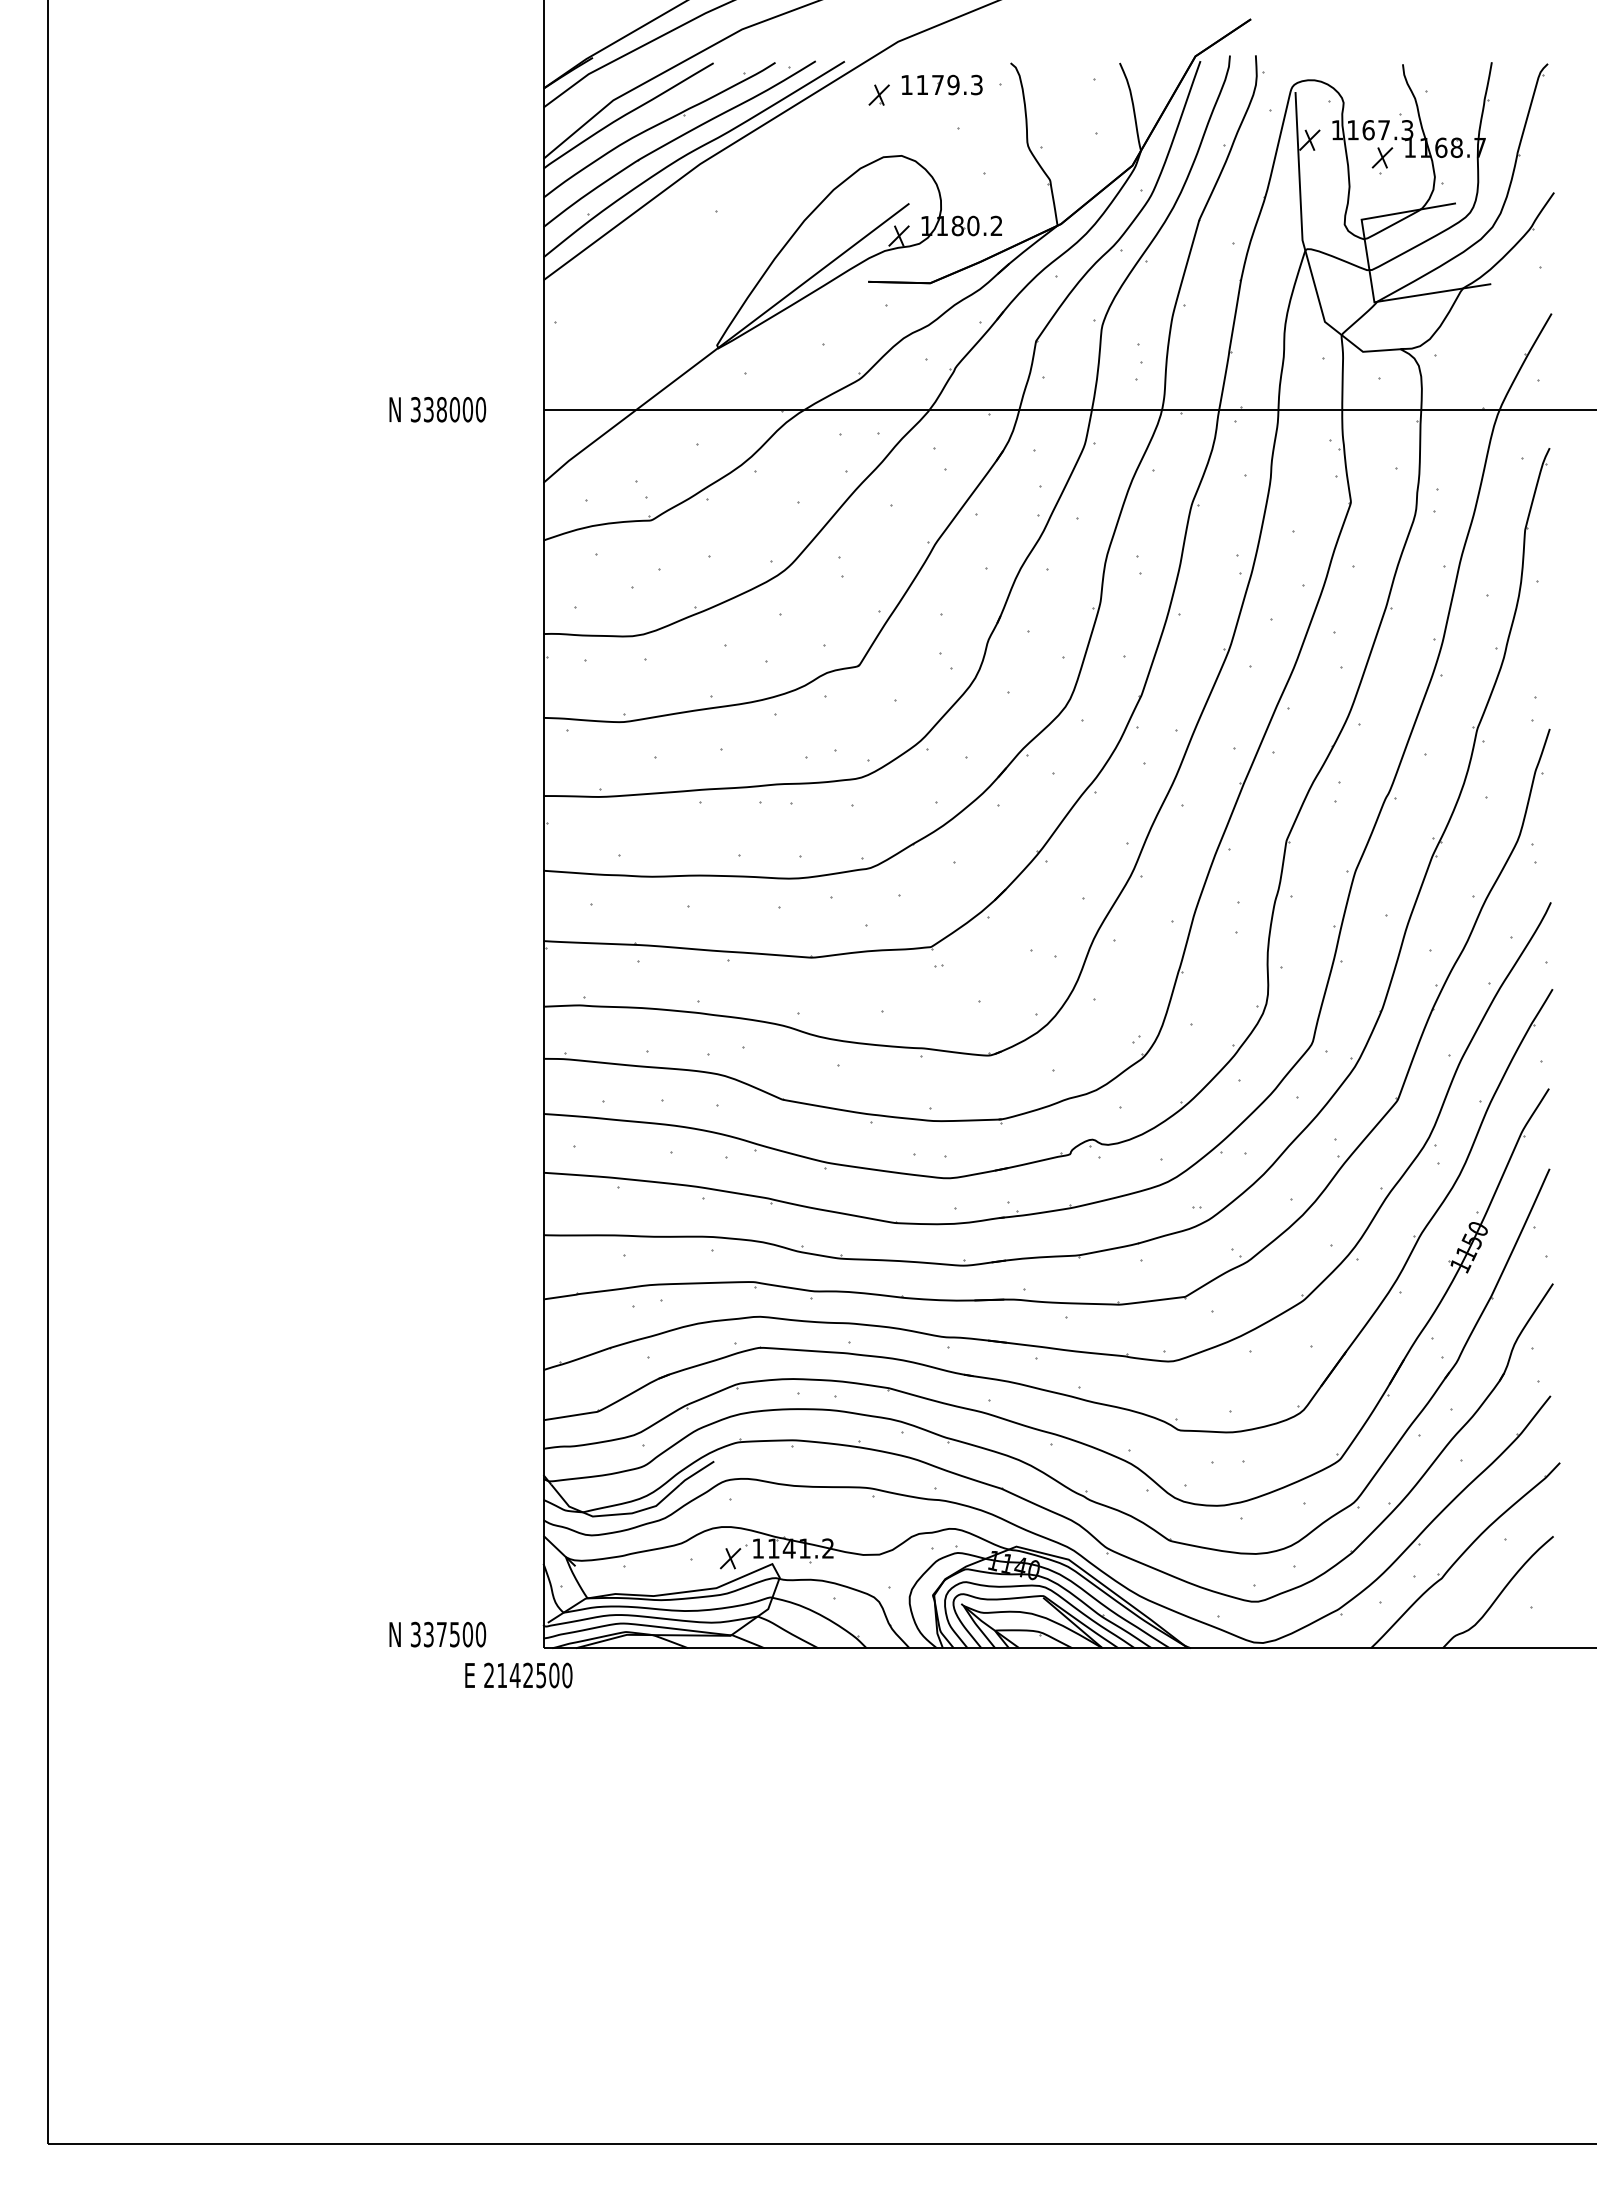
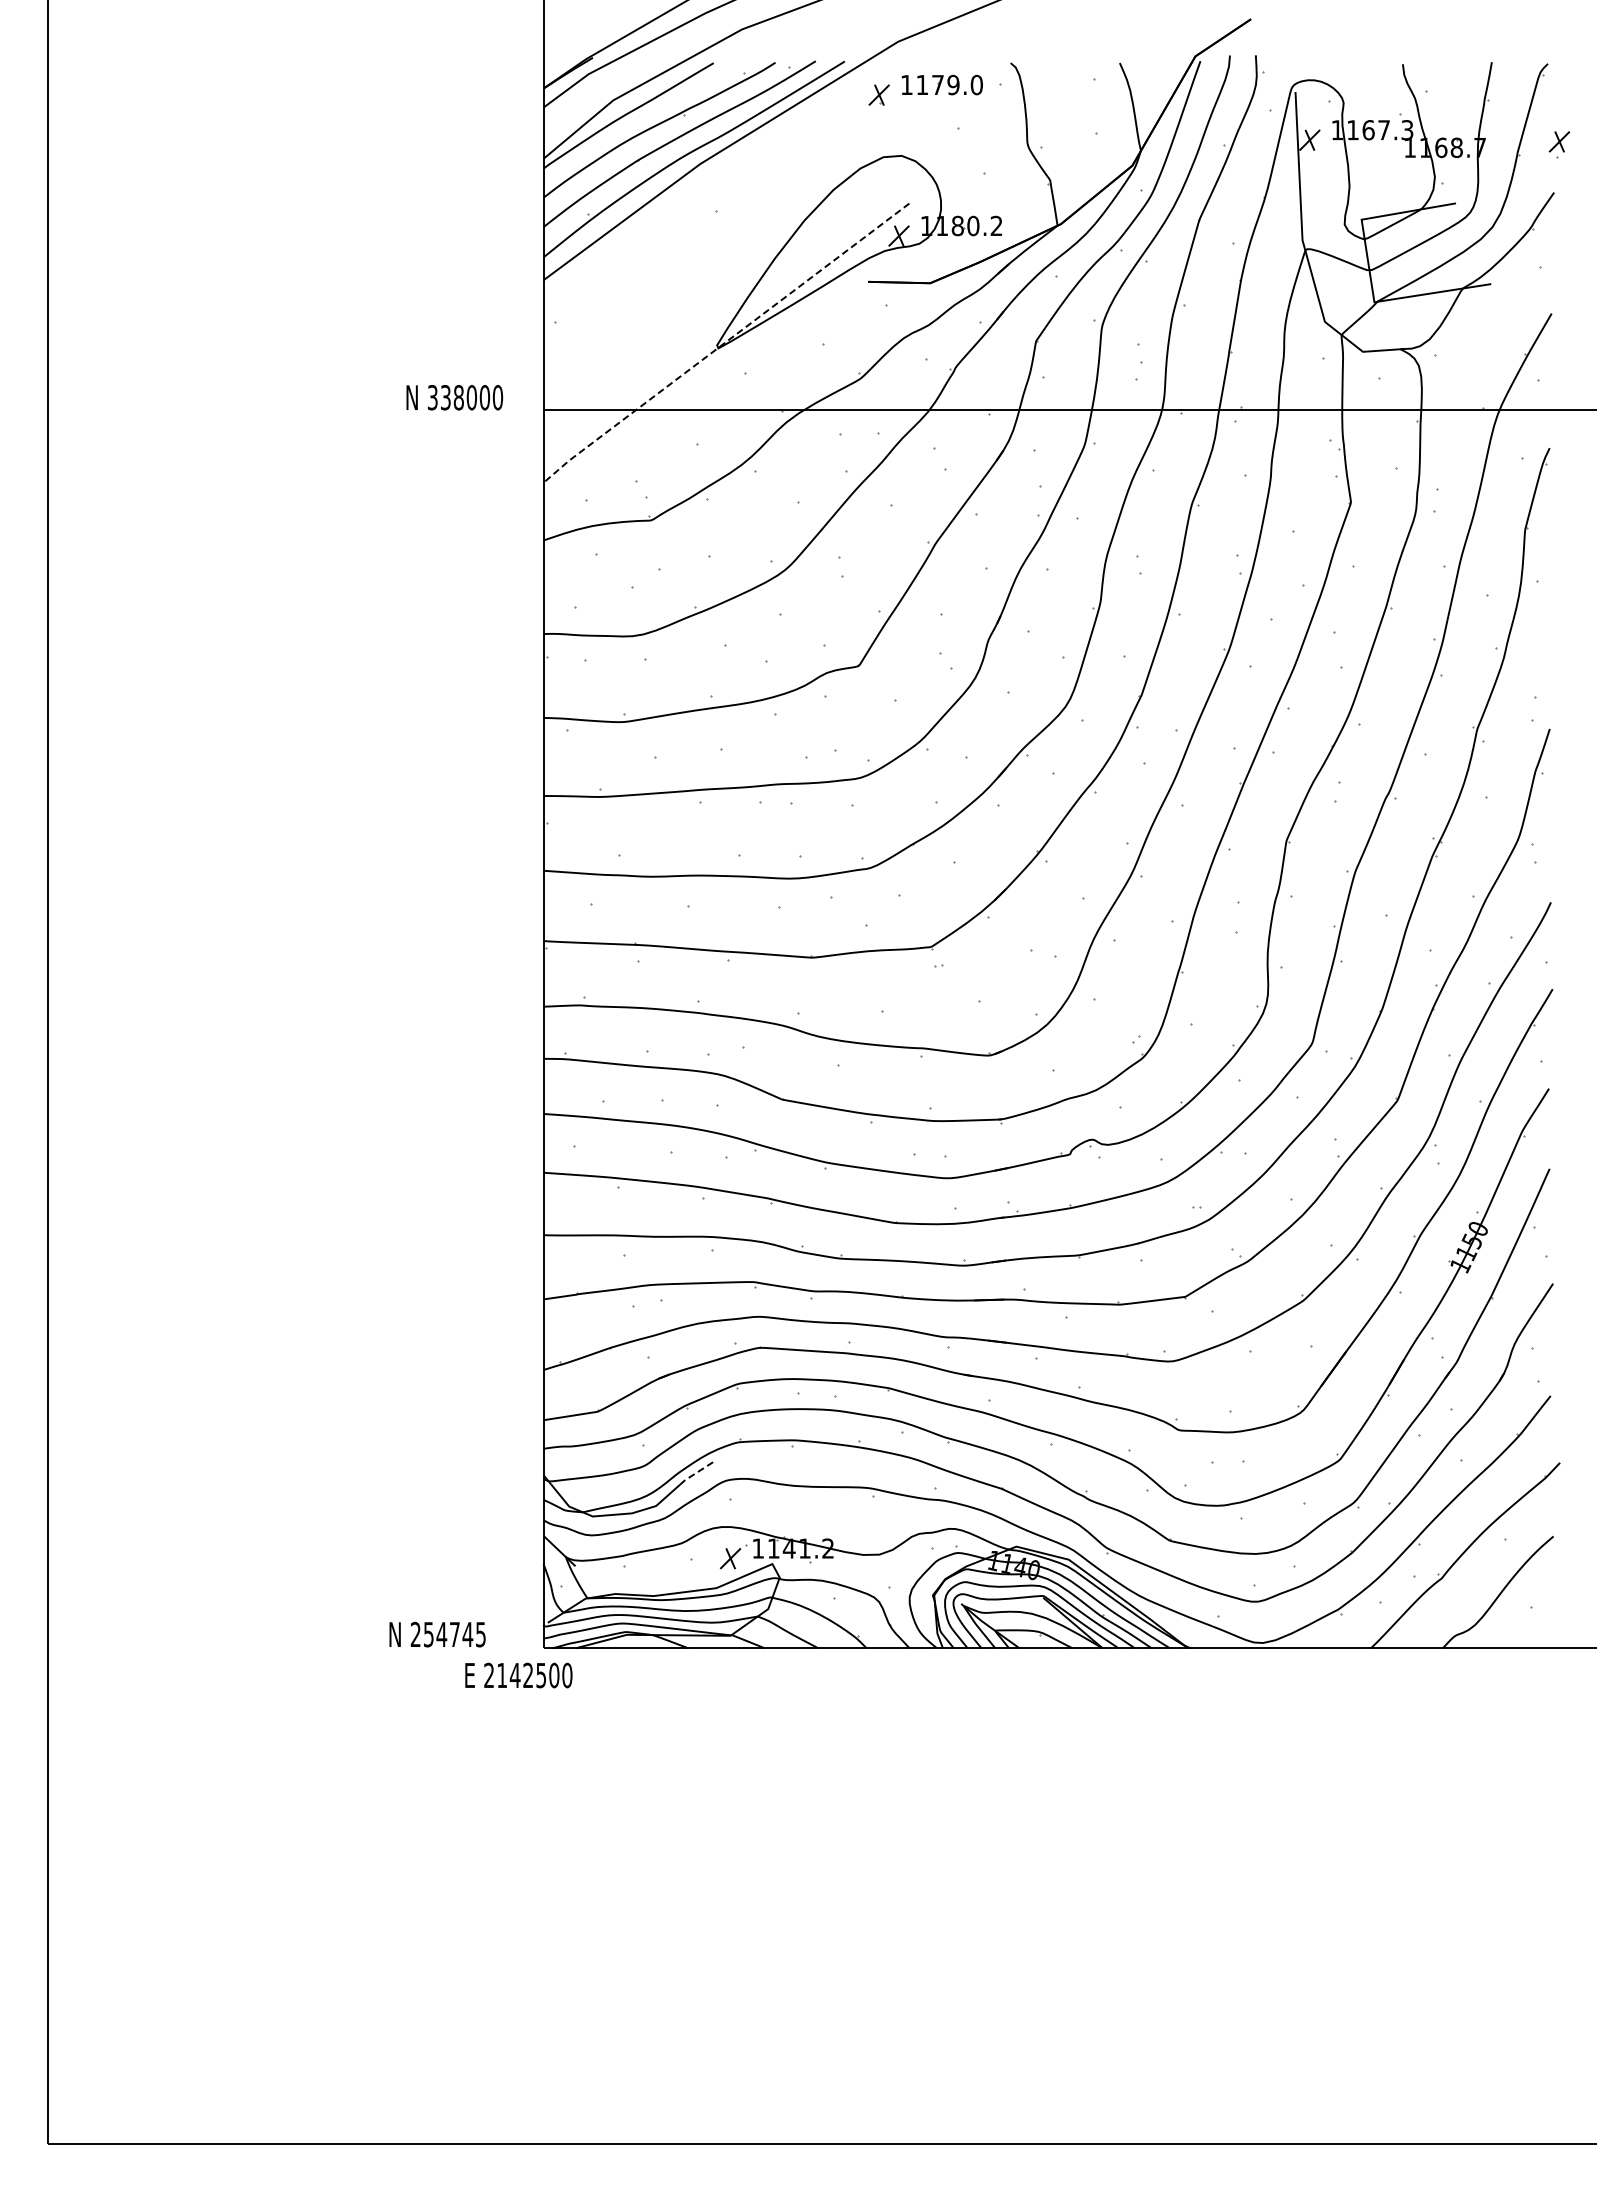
text: 1179.3 -> 1179.0 (976, 84)
part position: (1382, 160) -> (1559, 144) (1559, 144)
line: solid -> dashed (725, 342)
text position: (437, 409) -> (454, 397) (454, 397)
line: solid -> dashed (696, 1472)
text: 337500 -> 254745 (448, 1634)
